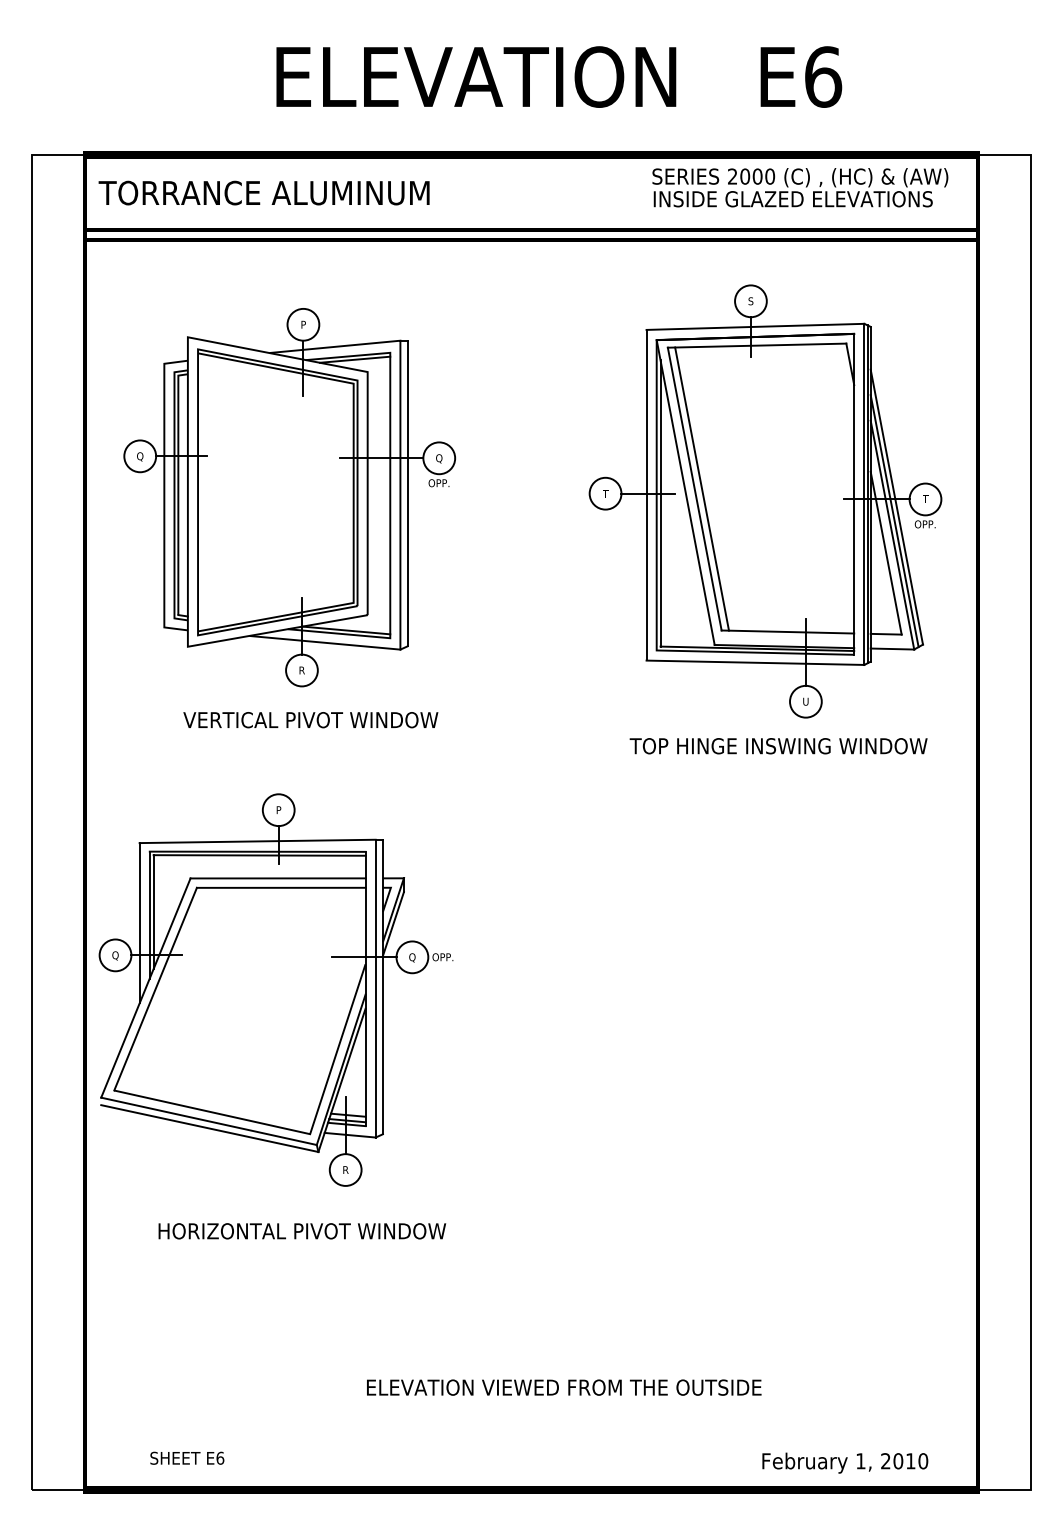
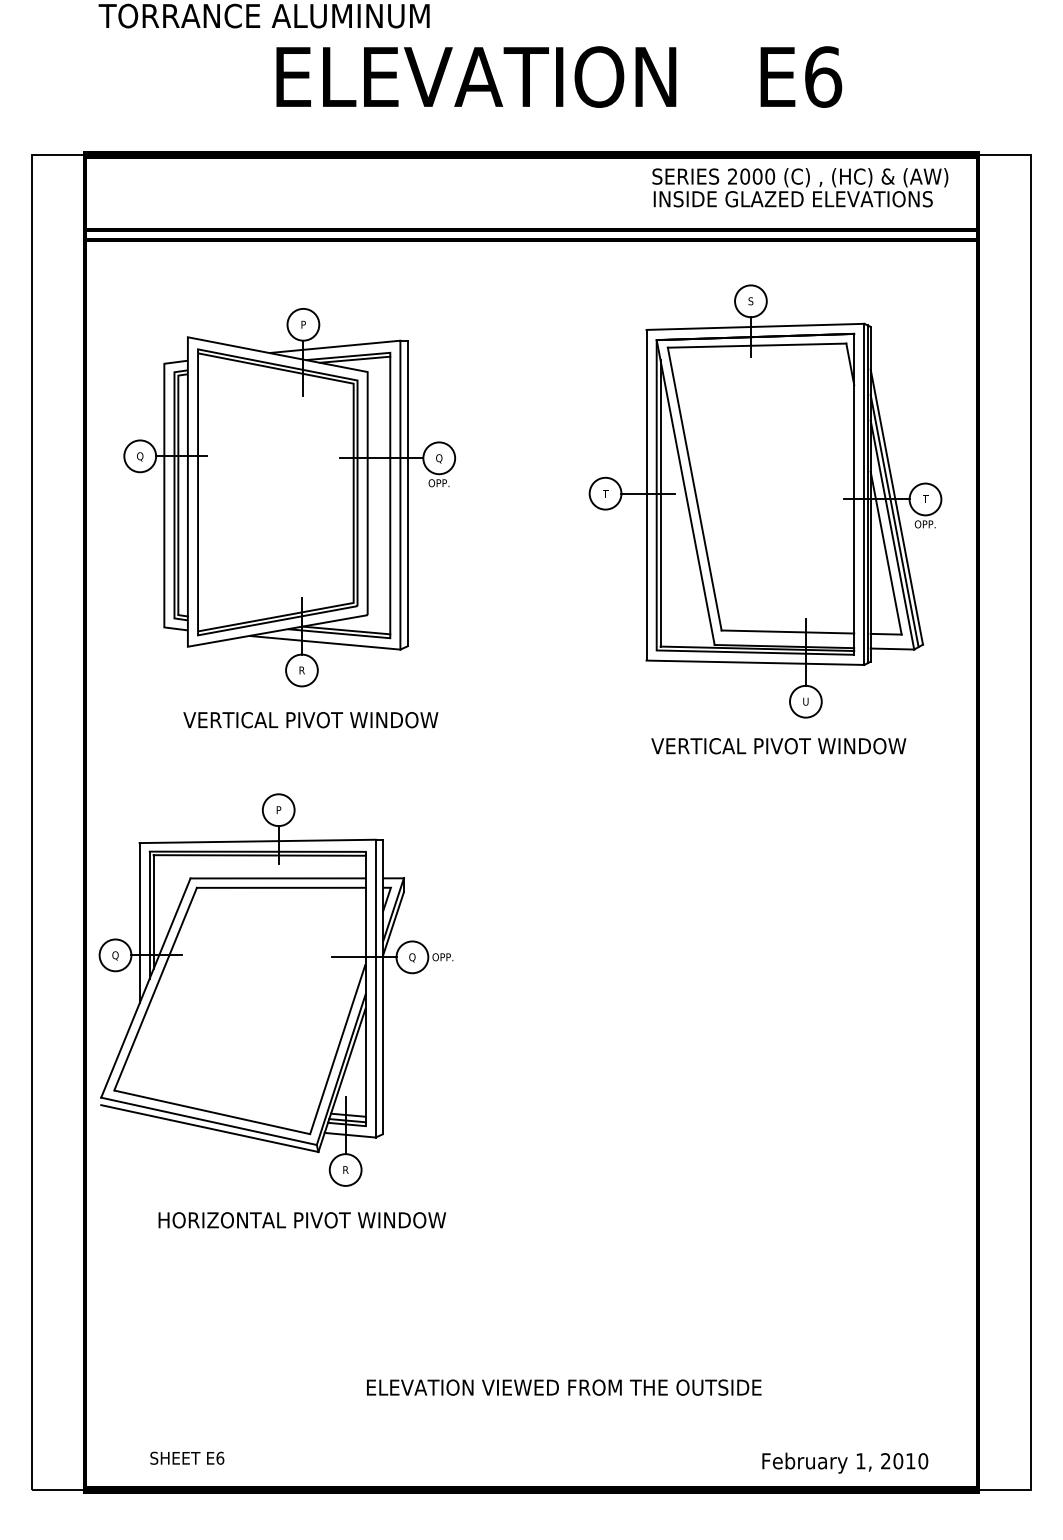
text position: (263, 192) -> (263, 15) (263, 15)
line: present -> none (701, 488)
text: TOP HINGE INSWING WINDOW -> VERTICAL PIVOT WINDOW (778, 746)
text position: (302, 1231) -> (302, 1220) (302, 1220)
